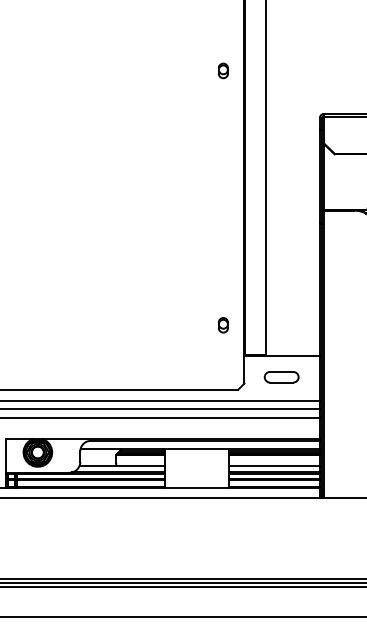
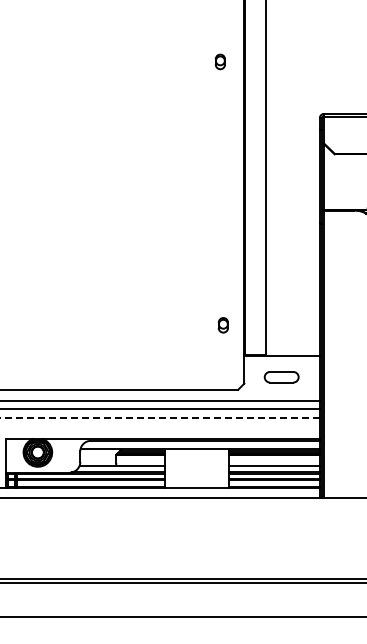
part position: (222, 70) -> (219, 61) (219, 61)
line: solid -> dashed (159, 417)
line: present -> none (182, 587)
